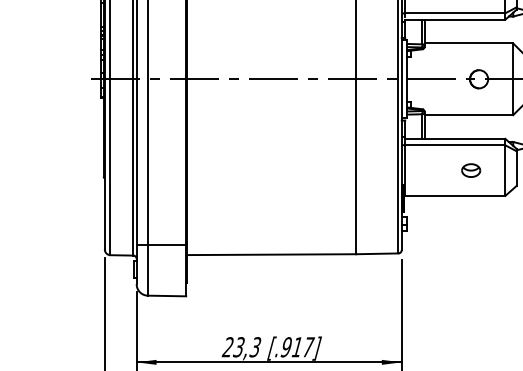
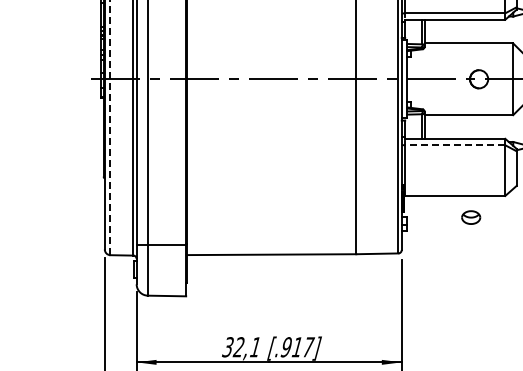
line: solid -> dashed (110, 127)
line: solid -> dashed (454, 145)
part position: (471, 170) -> (471, 217) (471, 217)
text: 23,3 -> 32,1 (241, 347)
